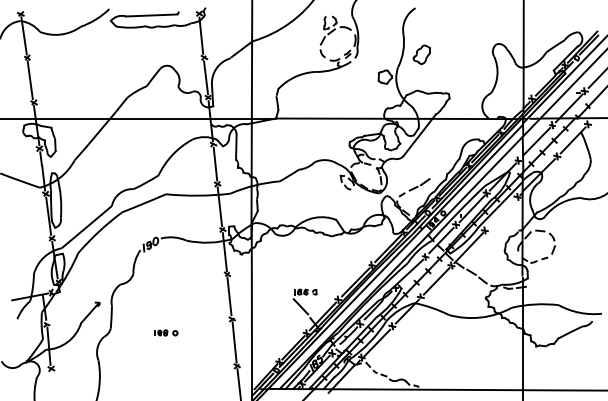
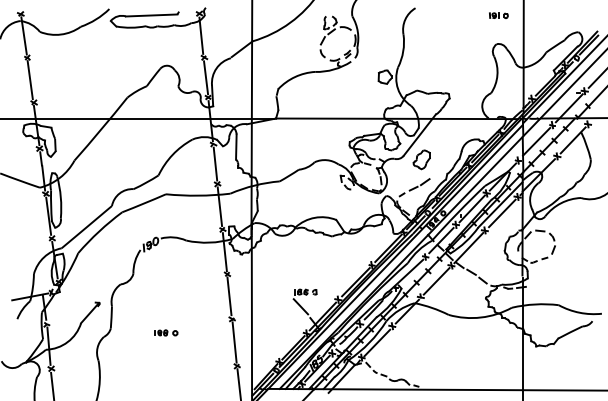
part: none -> present (498, 15)
part position: (421, 54) -> (421, 159) (421, 159)
line: none -> present (502, 213)
line: none -> present (52, 384)
